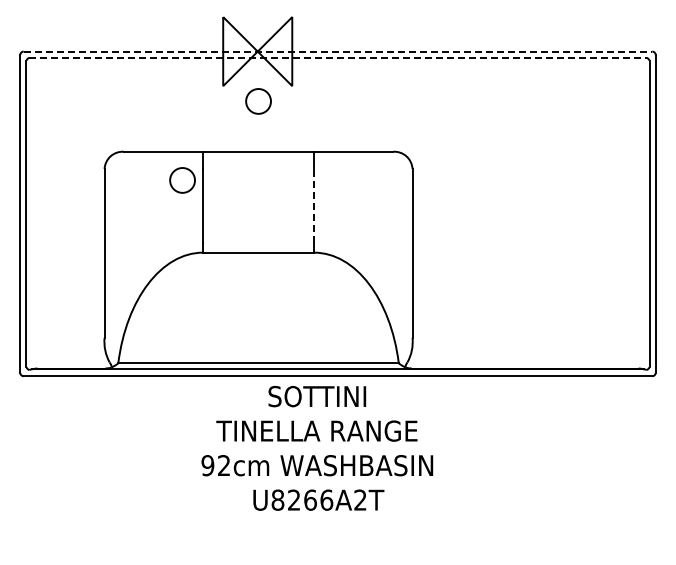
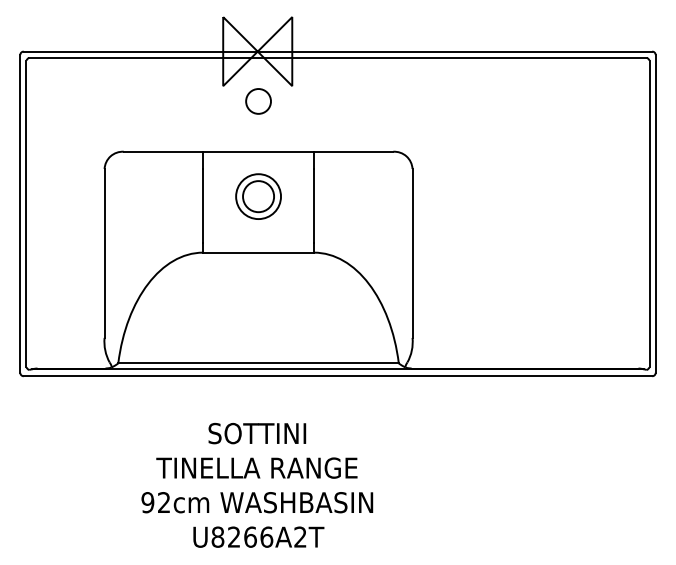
line: dashed -> solid (338, 51)
line: dashed -> solid (338, 57)
circle: present -> none (182, 180)
part: none -> present (258, 196)
line: dashed -> solid (314, 205)
text position: (317, 447) -> (257, 484) (257, 484)
